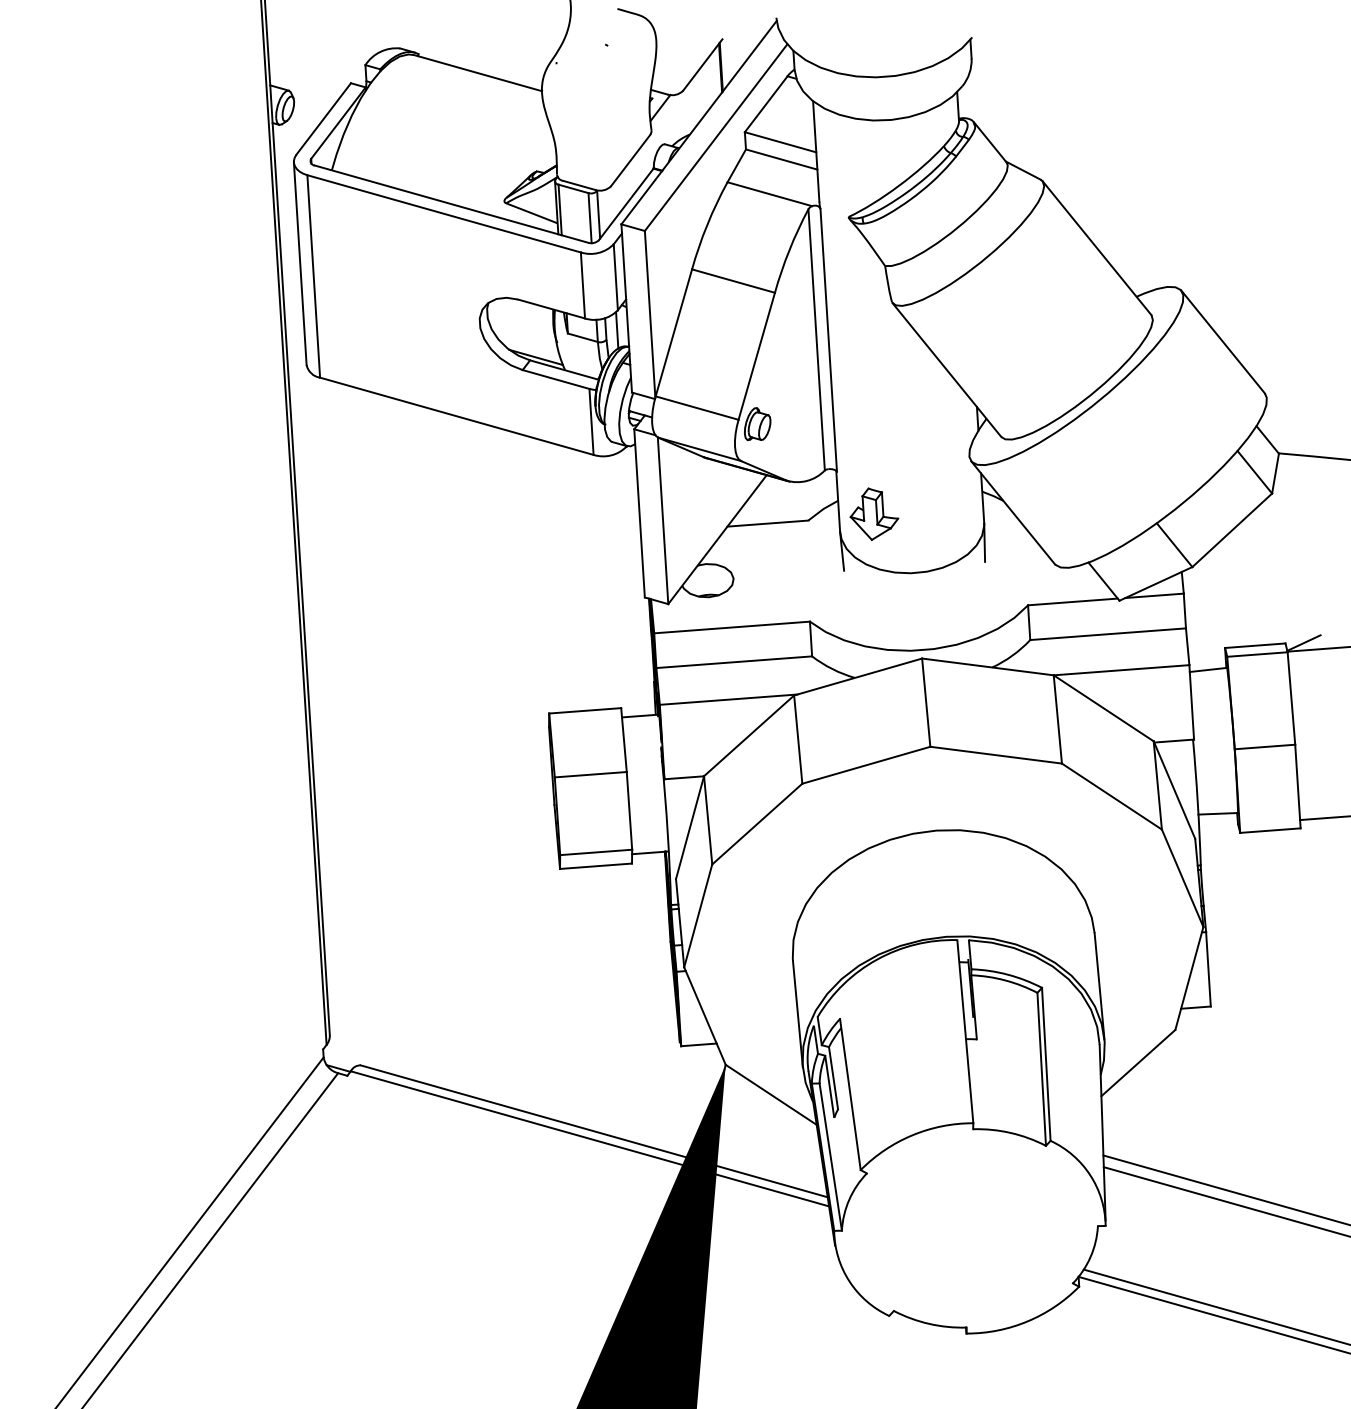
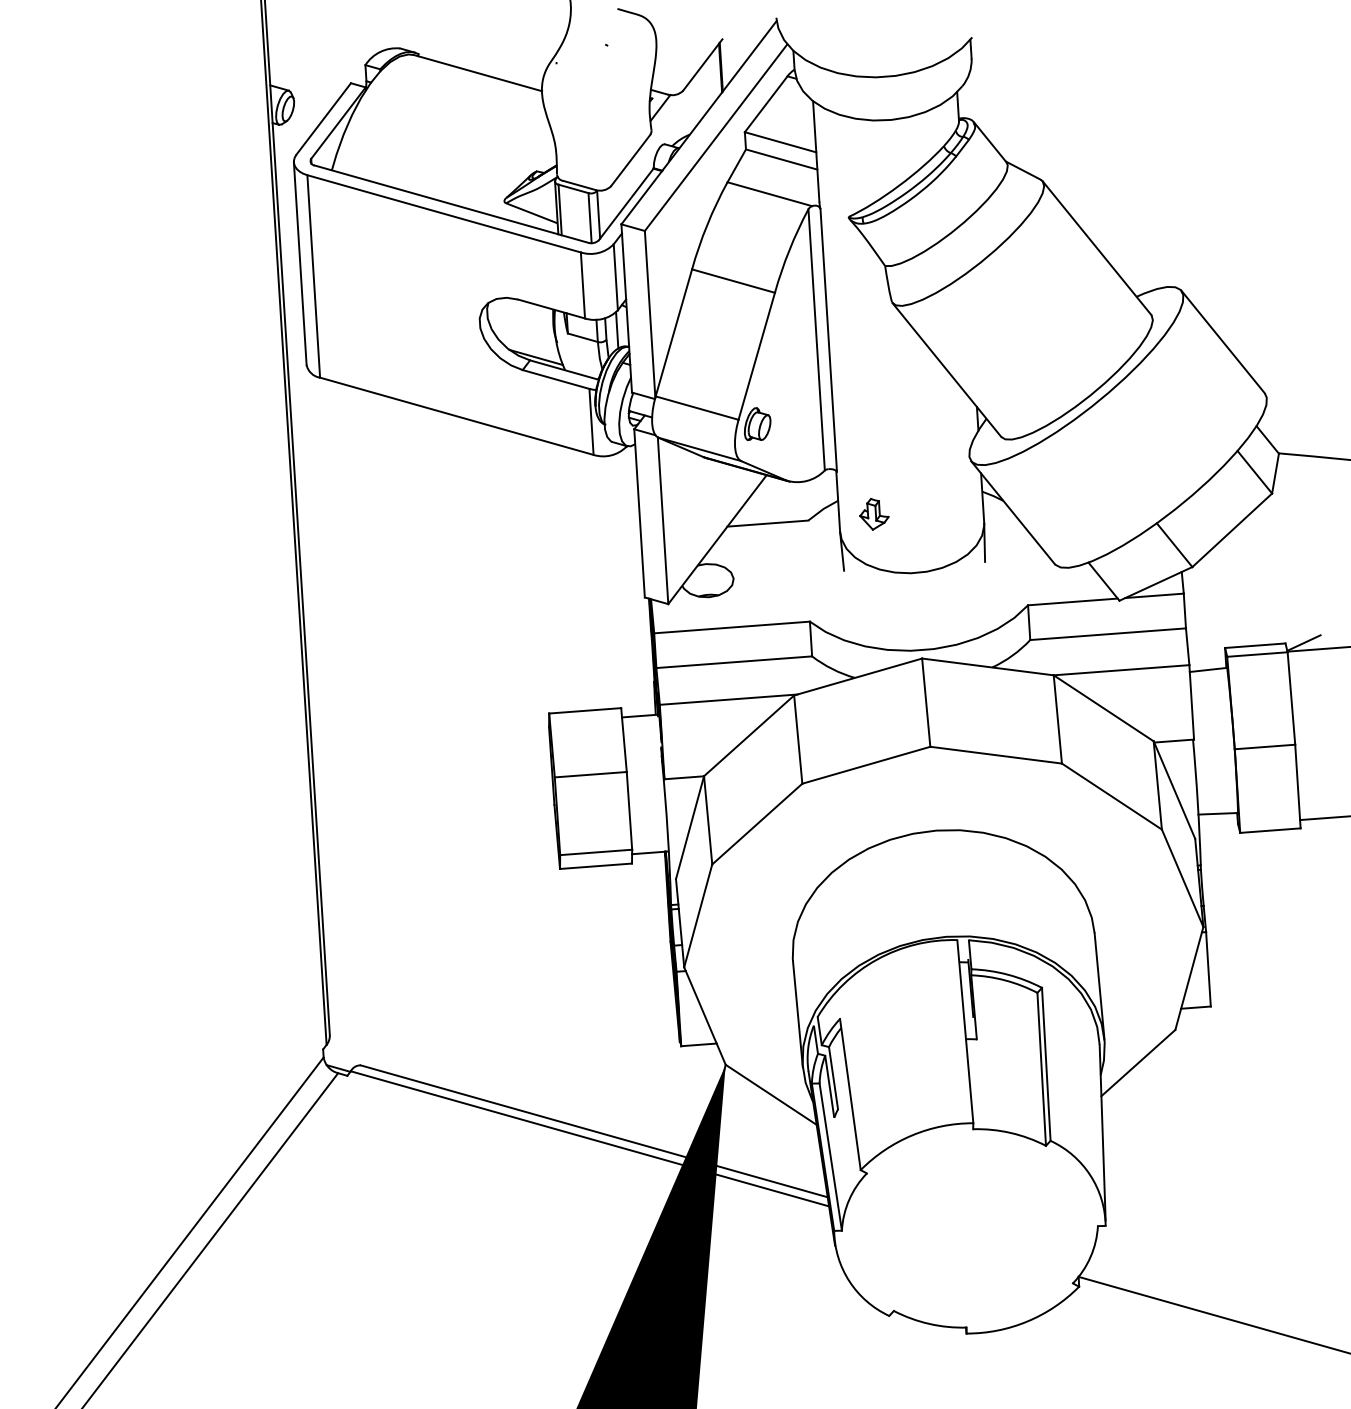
part size: 51x55 px -> 31x34 px (874, 513)
line: present -> none (1225, 1189)
line: present -> none (1225, 1201)
line: present -> none (1215, 1306)
